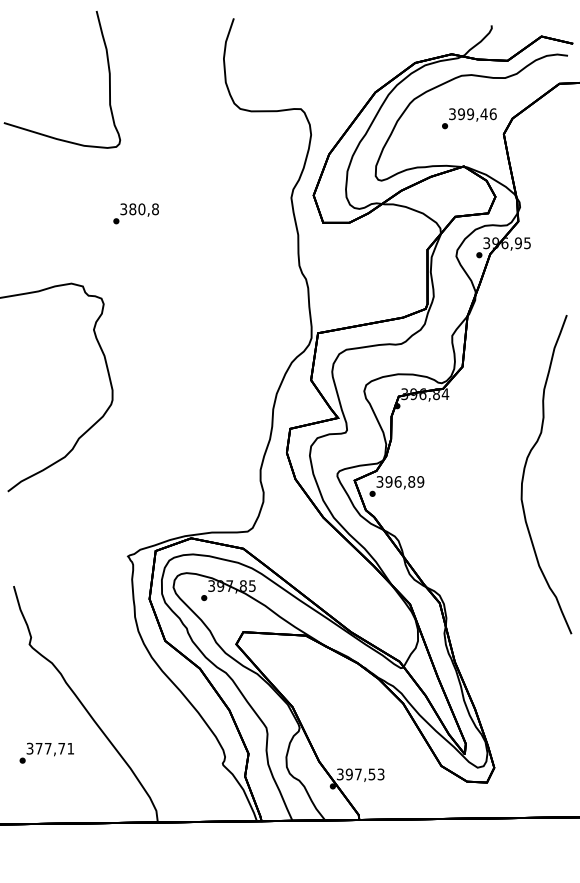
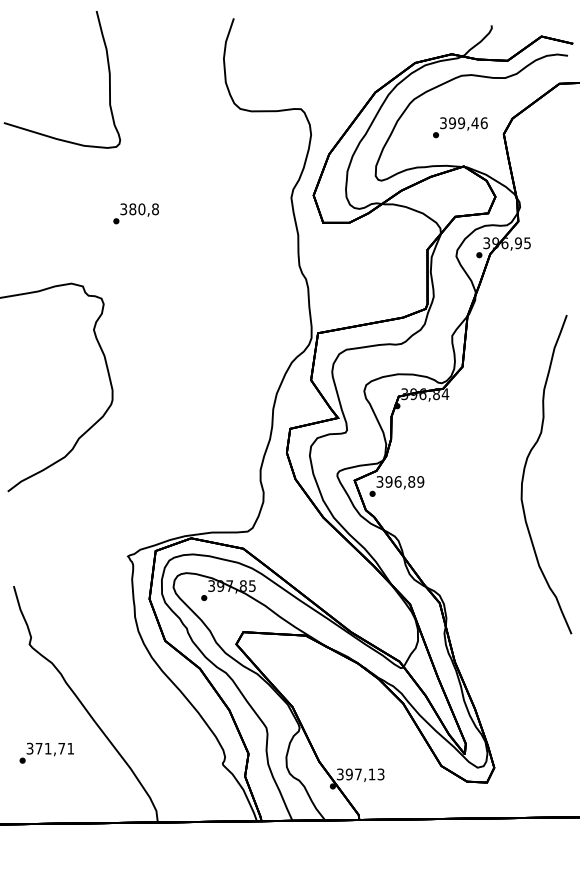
text position: (469, 118) -> (460, 127) (460, 127)
text: 377,71 -> 371,71 (47, 748)
text: 397,53 -> 397,13 (371, 774)
